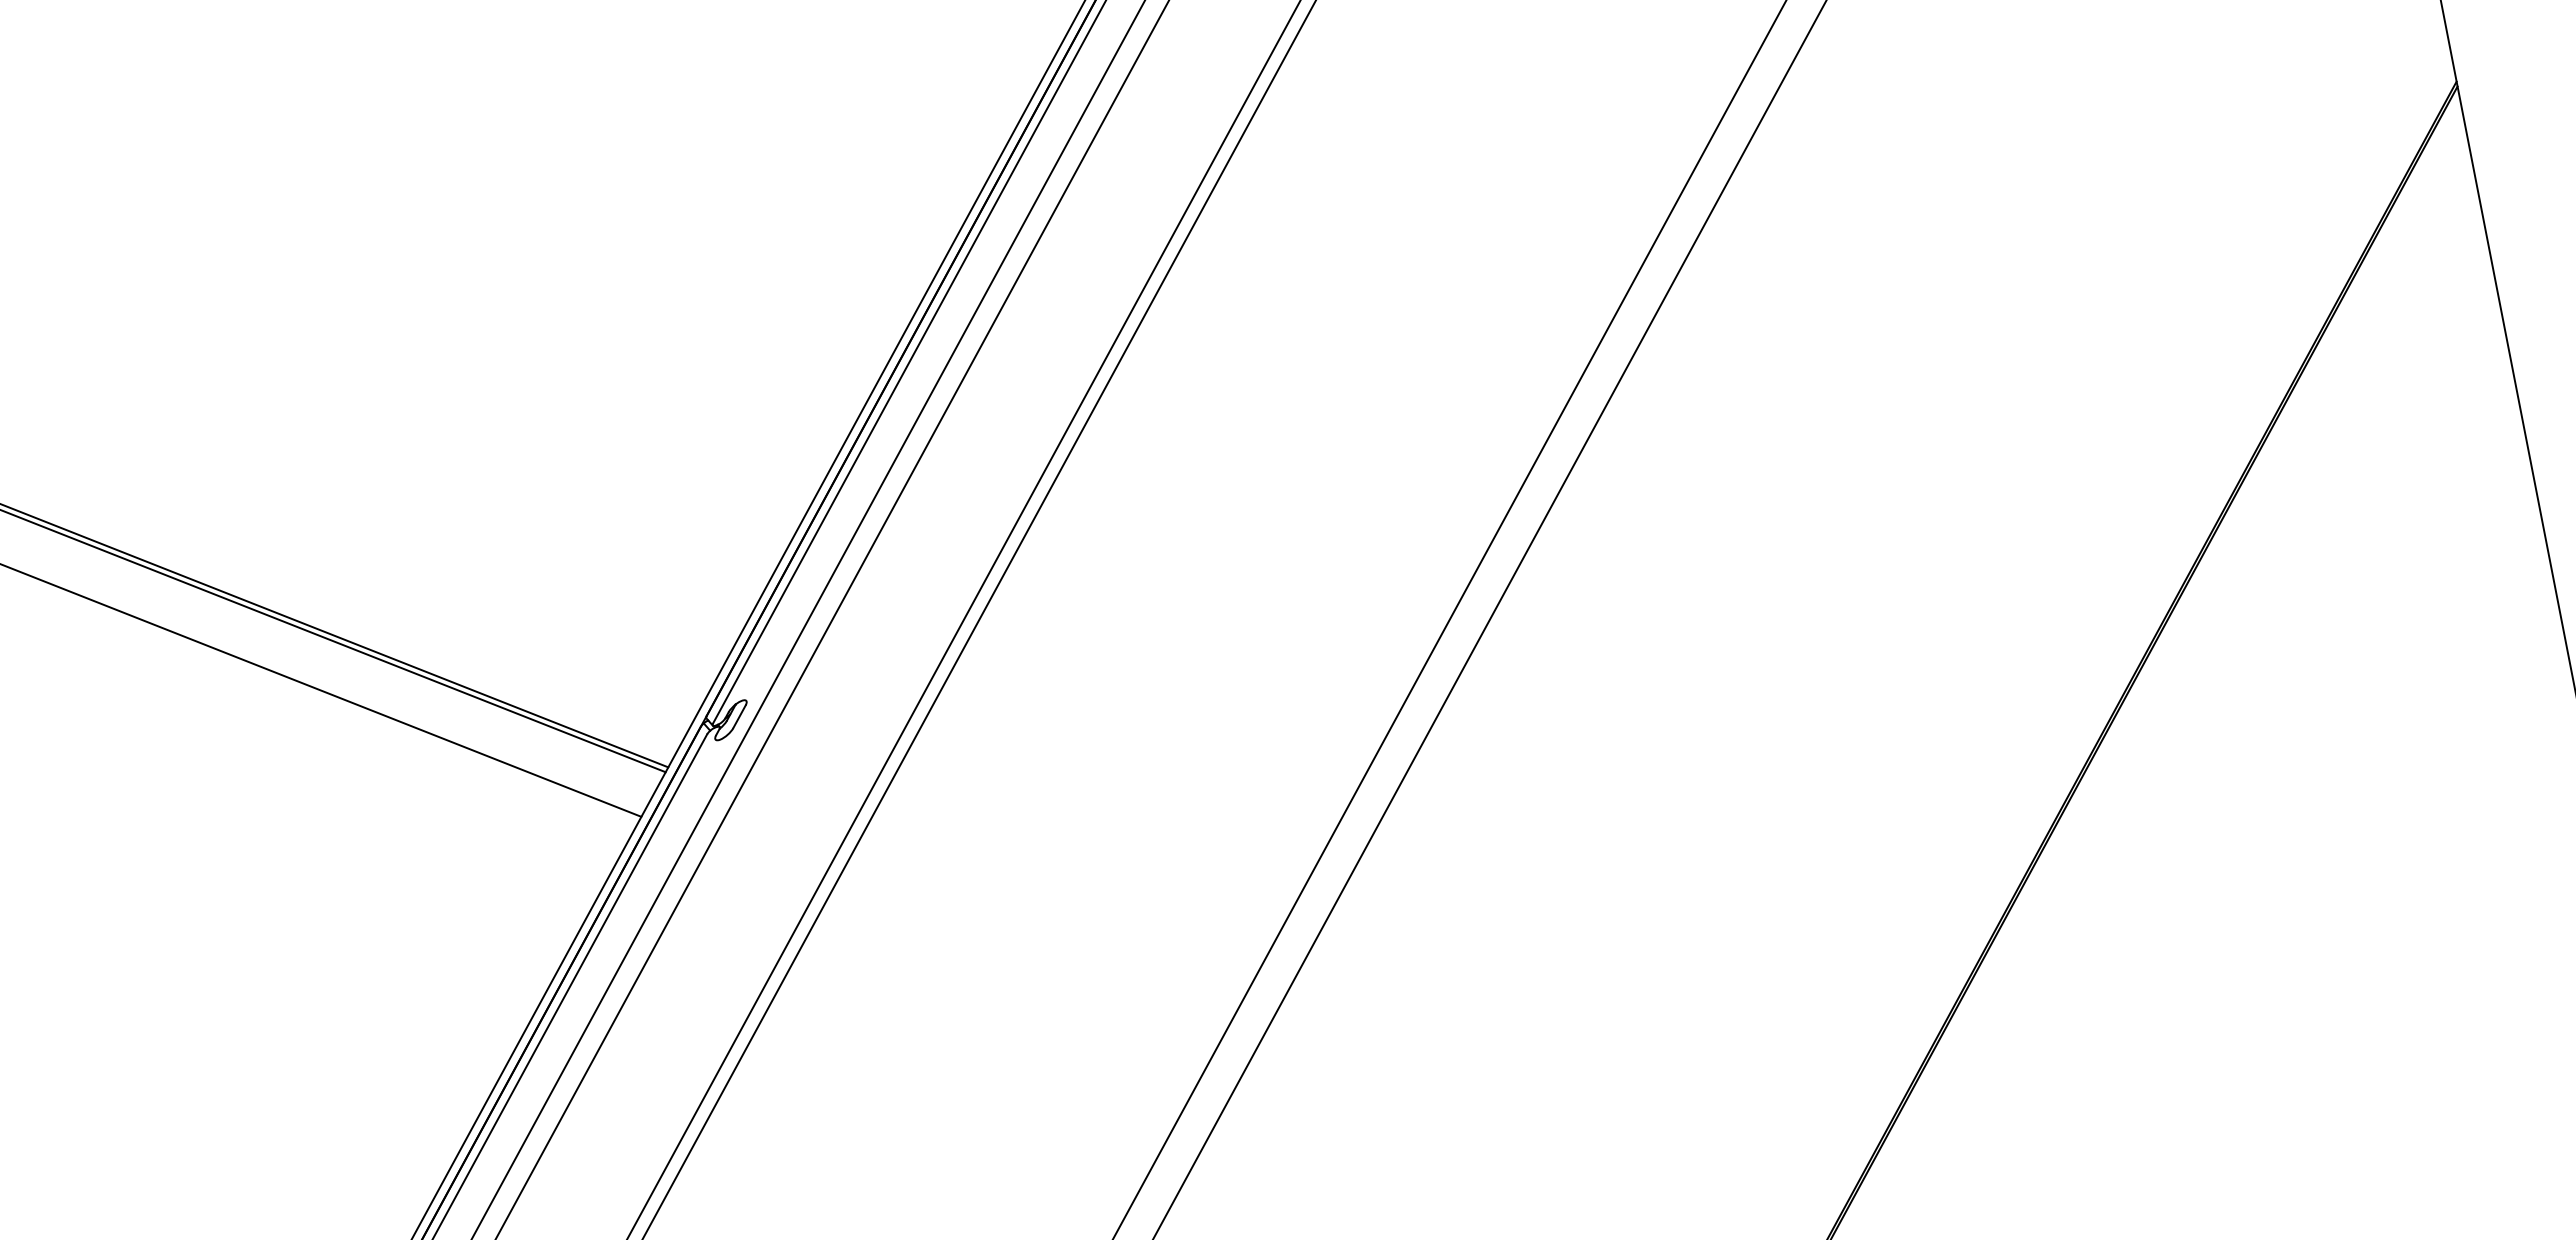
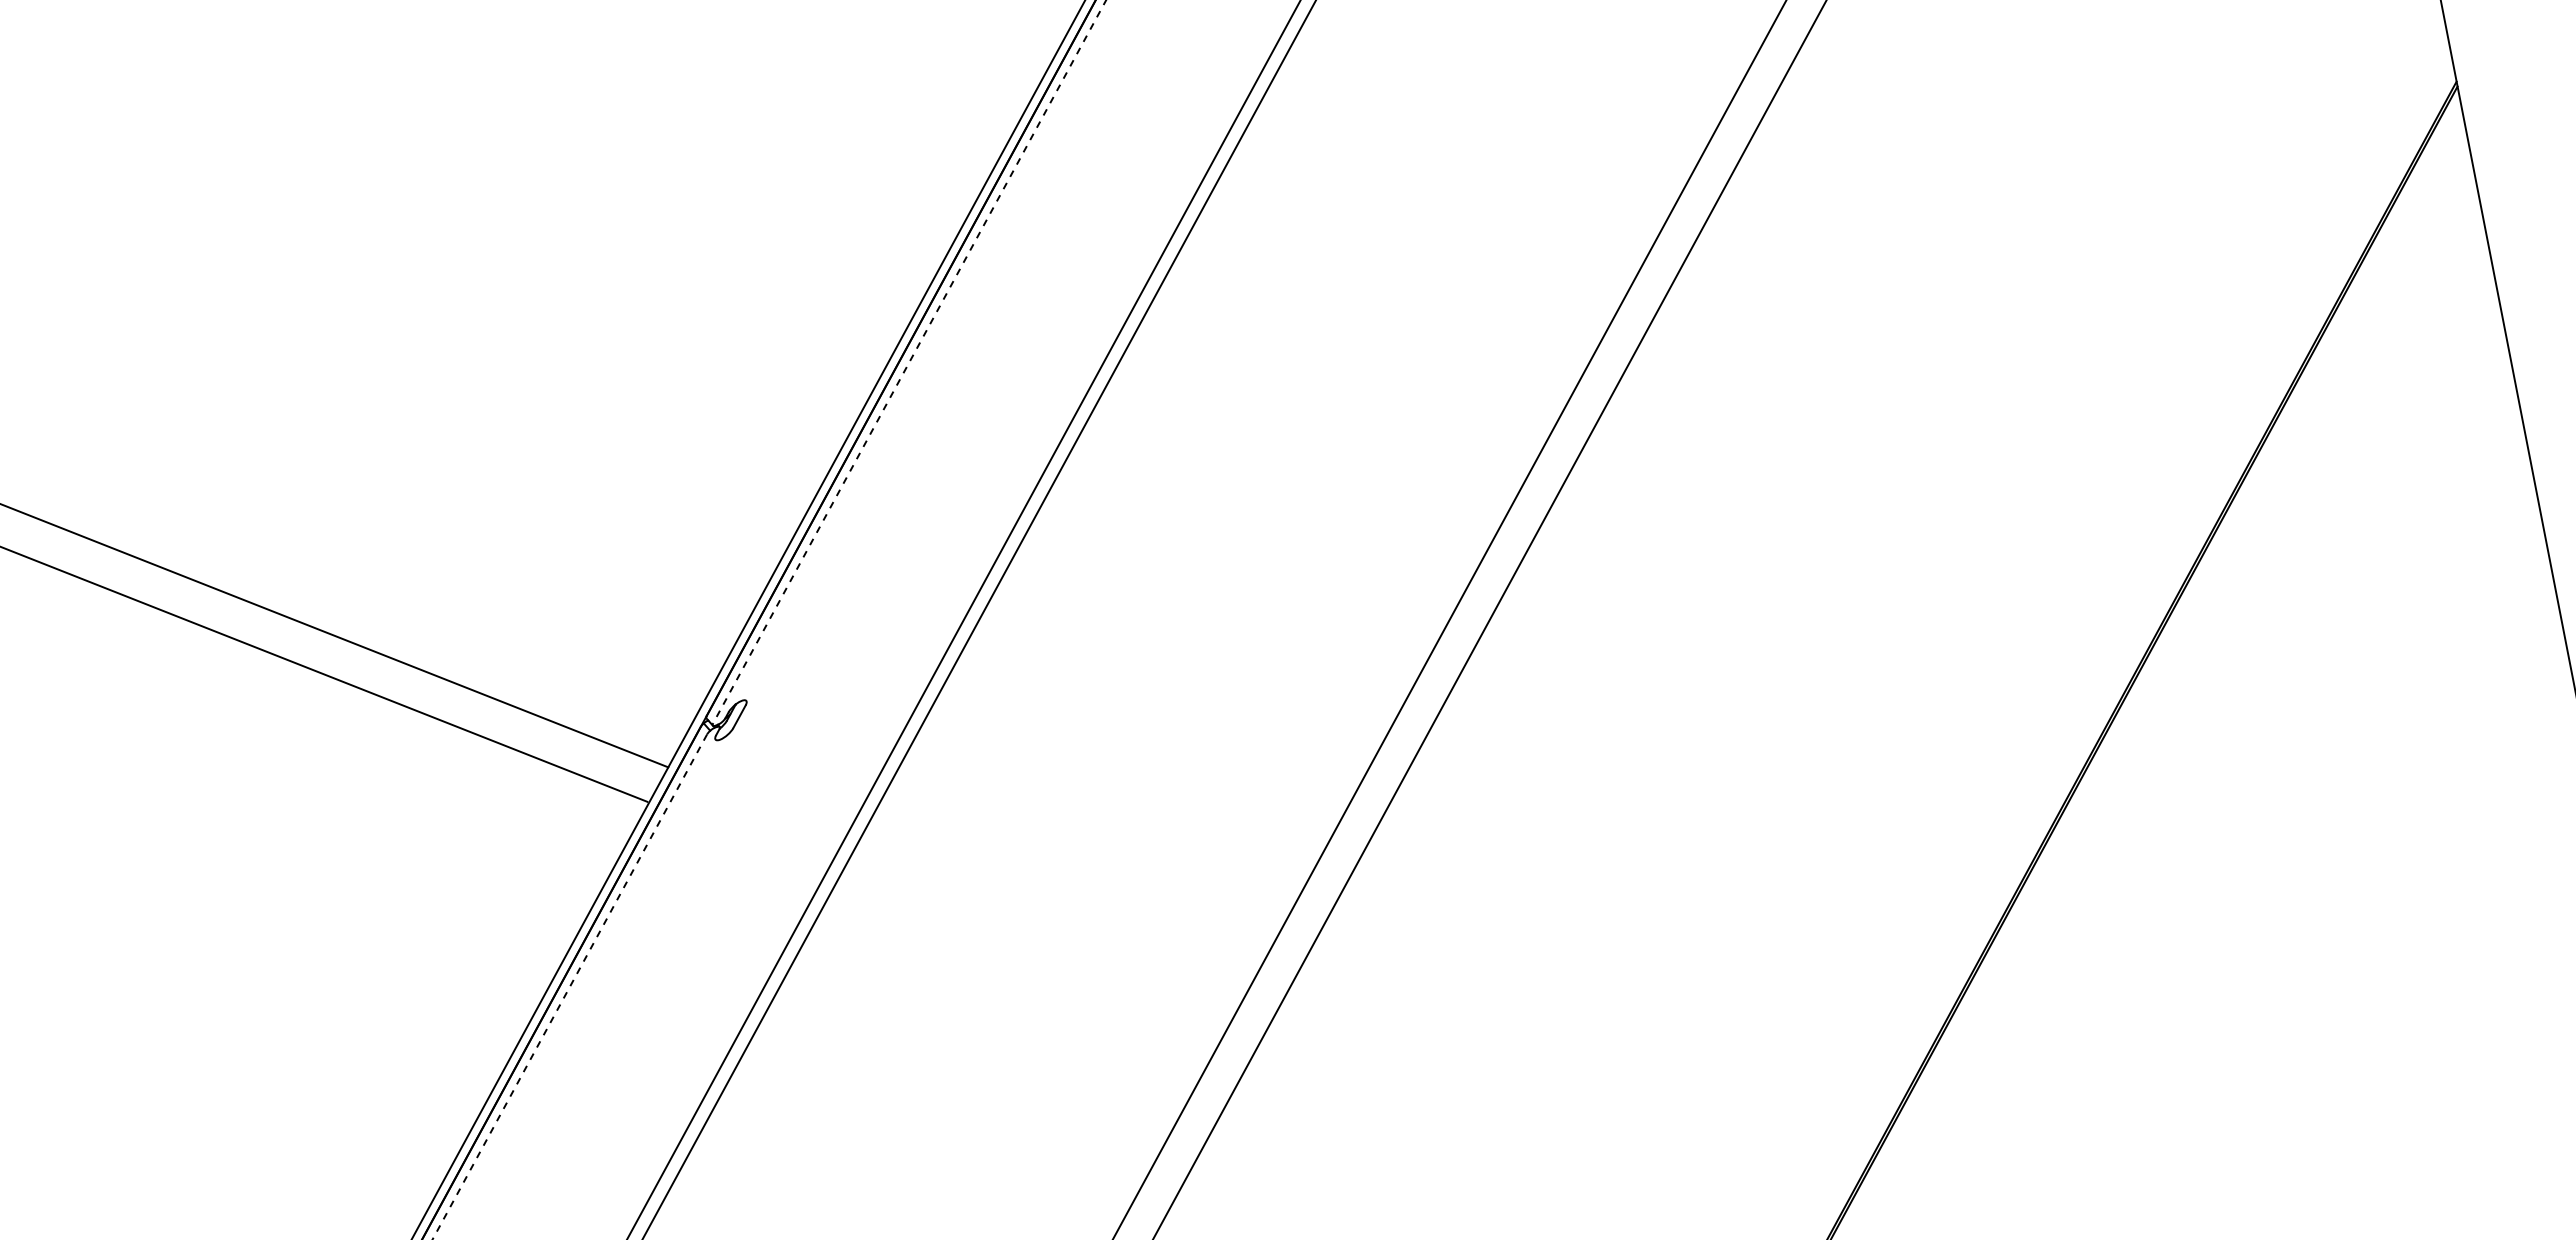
line: solid -> dashed (909, 362)
line: present -> none (808, 619)
line: present -> none (832, 619)
line: present -> none (333, 641)
line position: (321, 690) -> (324, 674) (324, 674)
line: solid -> dashed (569, 987)
